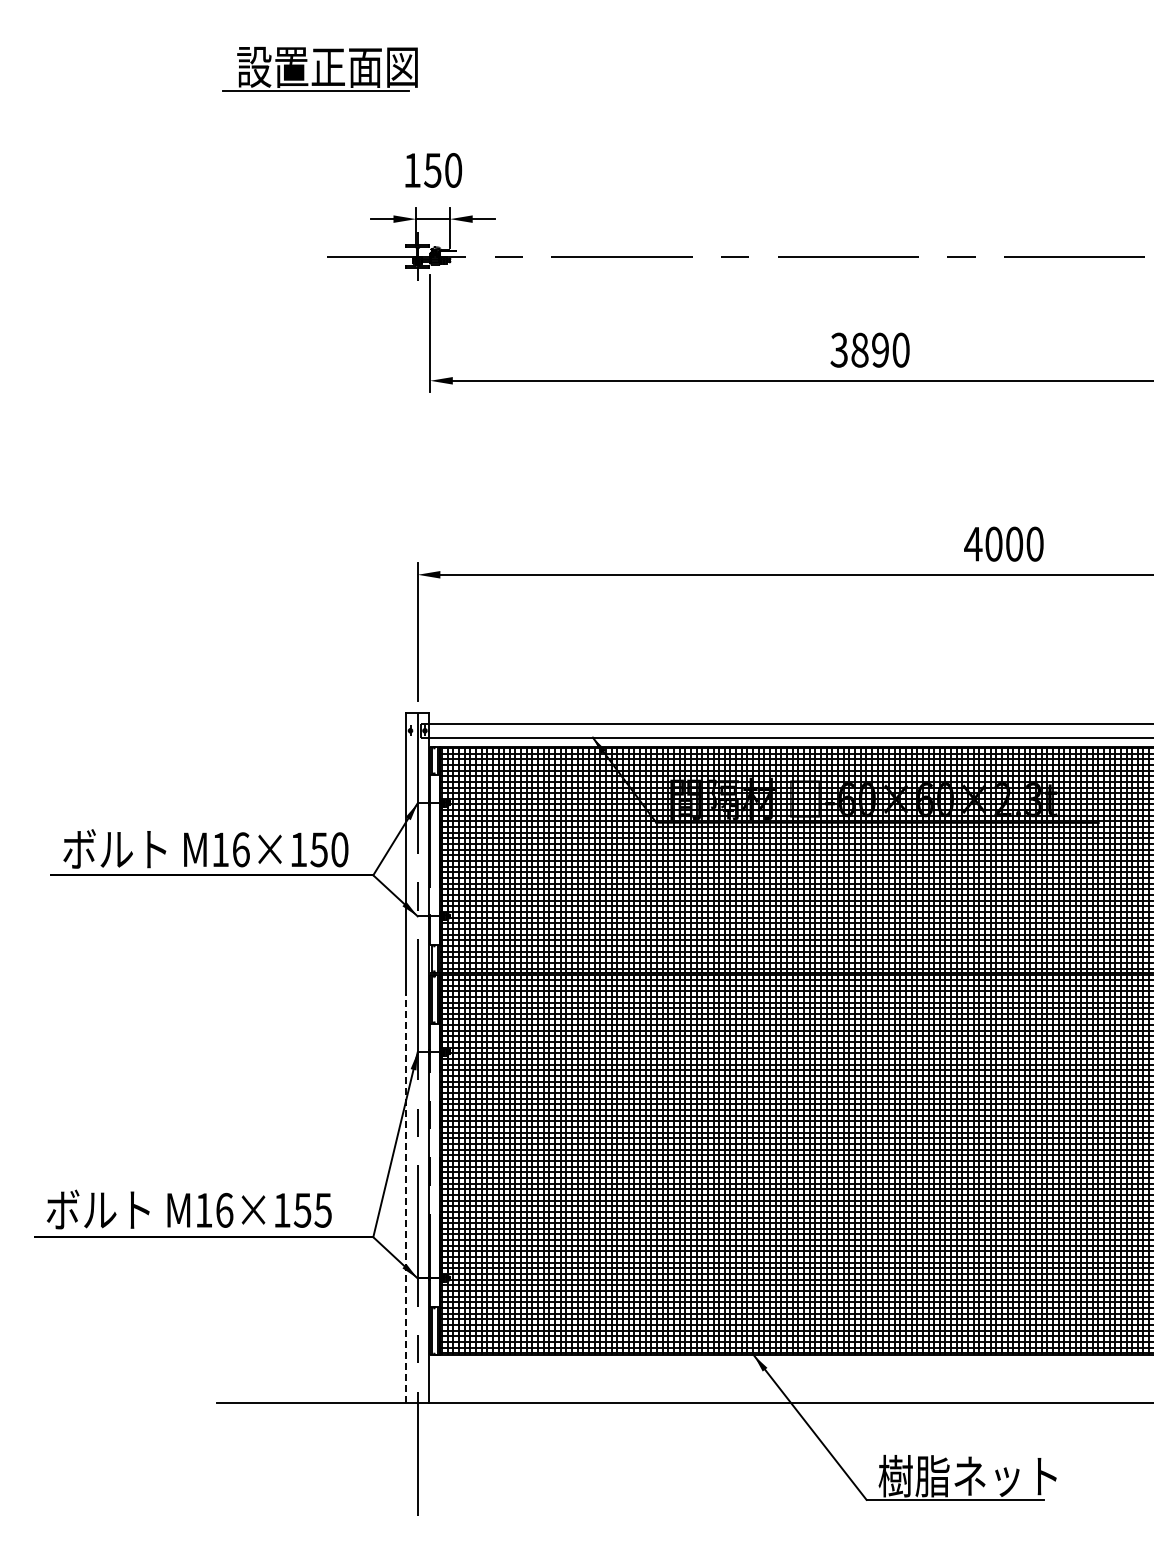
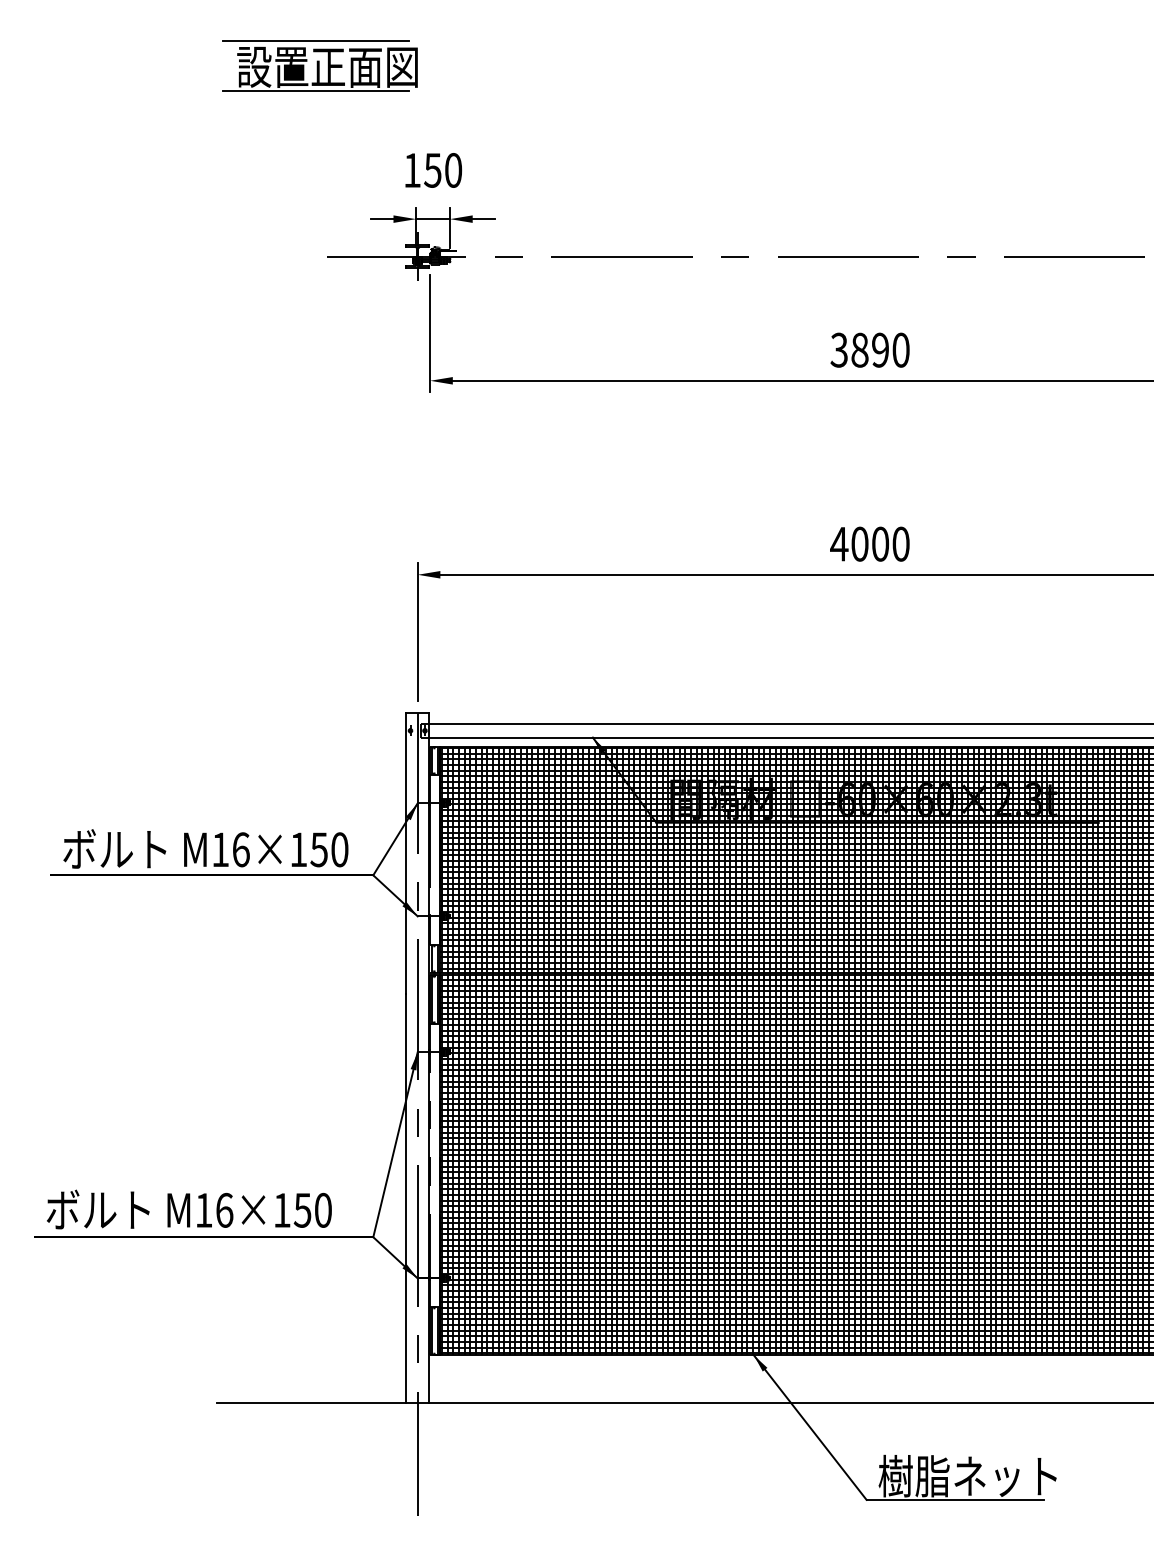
line: none -> present (316, 41)
text position: (1003, 543) -> (869, 543) (869, 543)
line: dashed -> solid (406, 1198)
text: M16×155 -> M16×150 (322, 1209)
